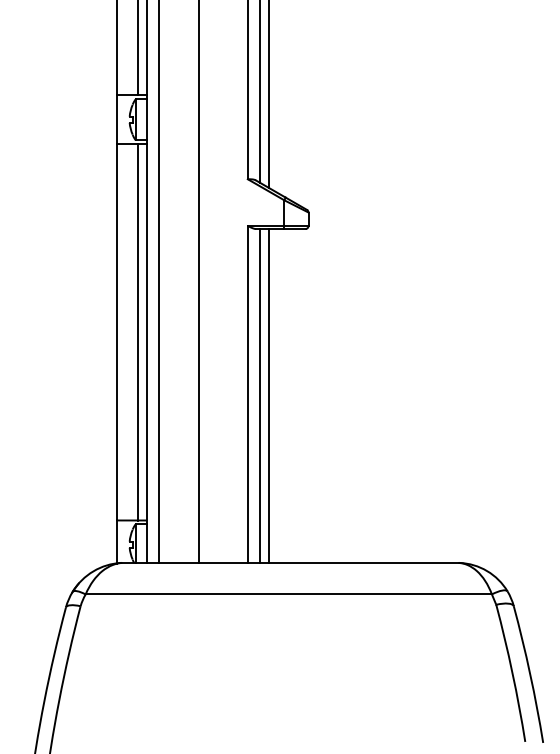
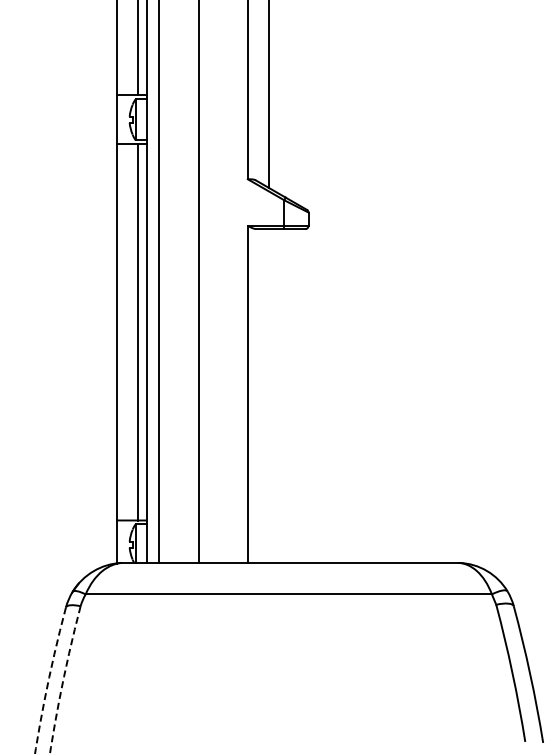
line: present -> none (259, 92)
line: present -> none (259, 395)
line: present -> none (269, 395)
arc: solid -> dashed (63, 679)
arc: solid -> dashed (48, 680)
